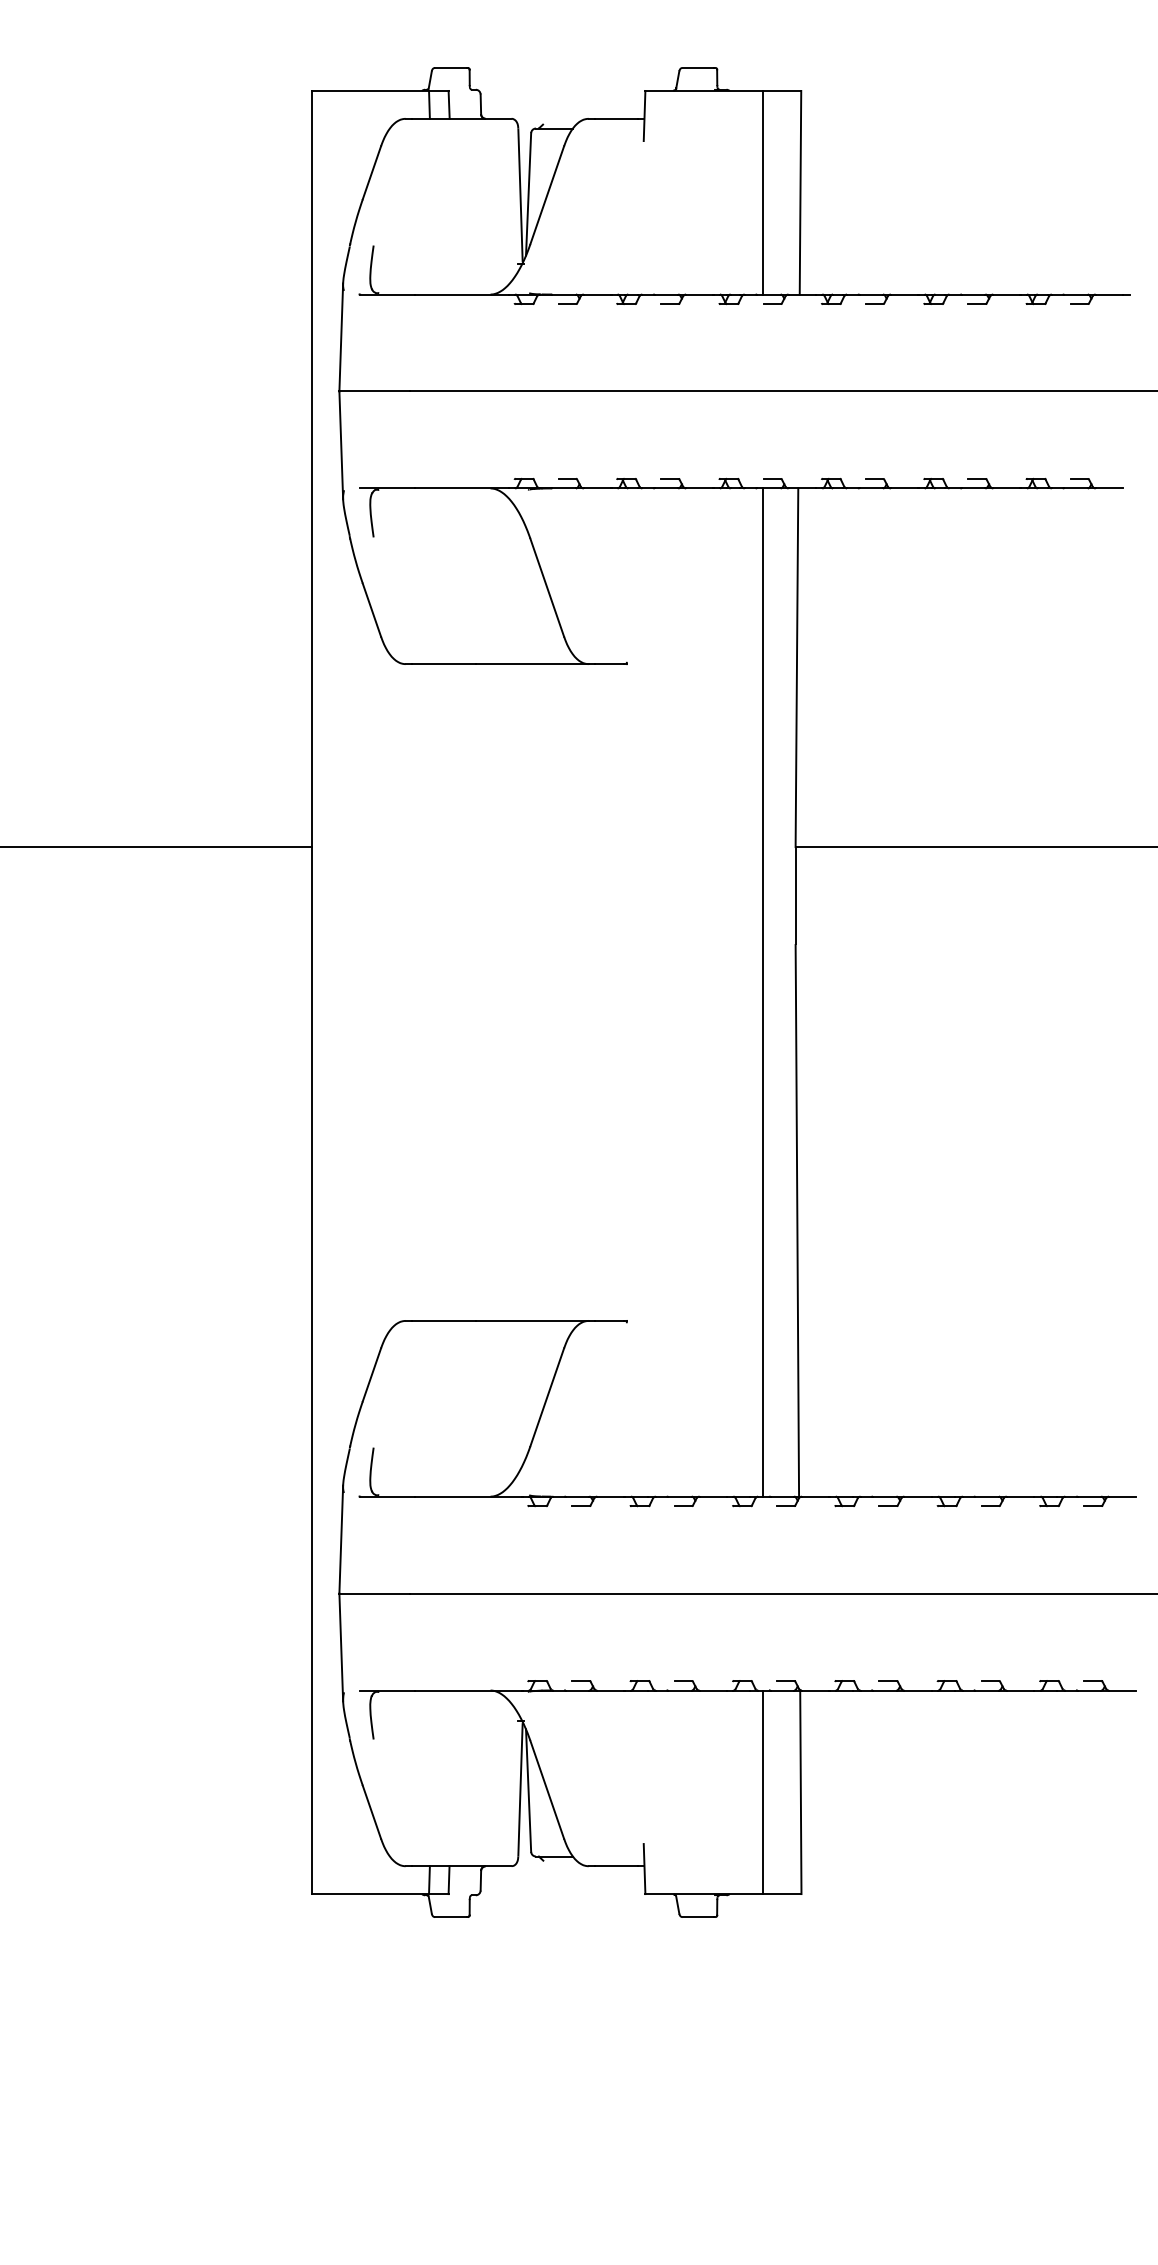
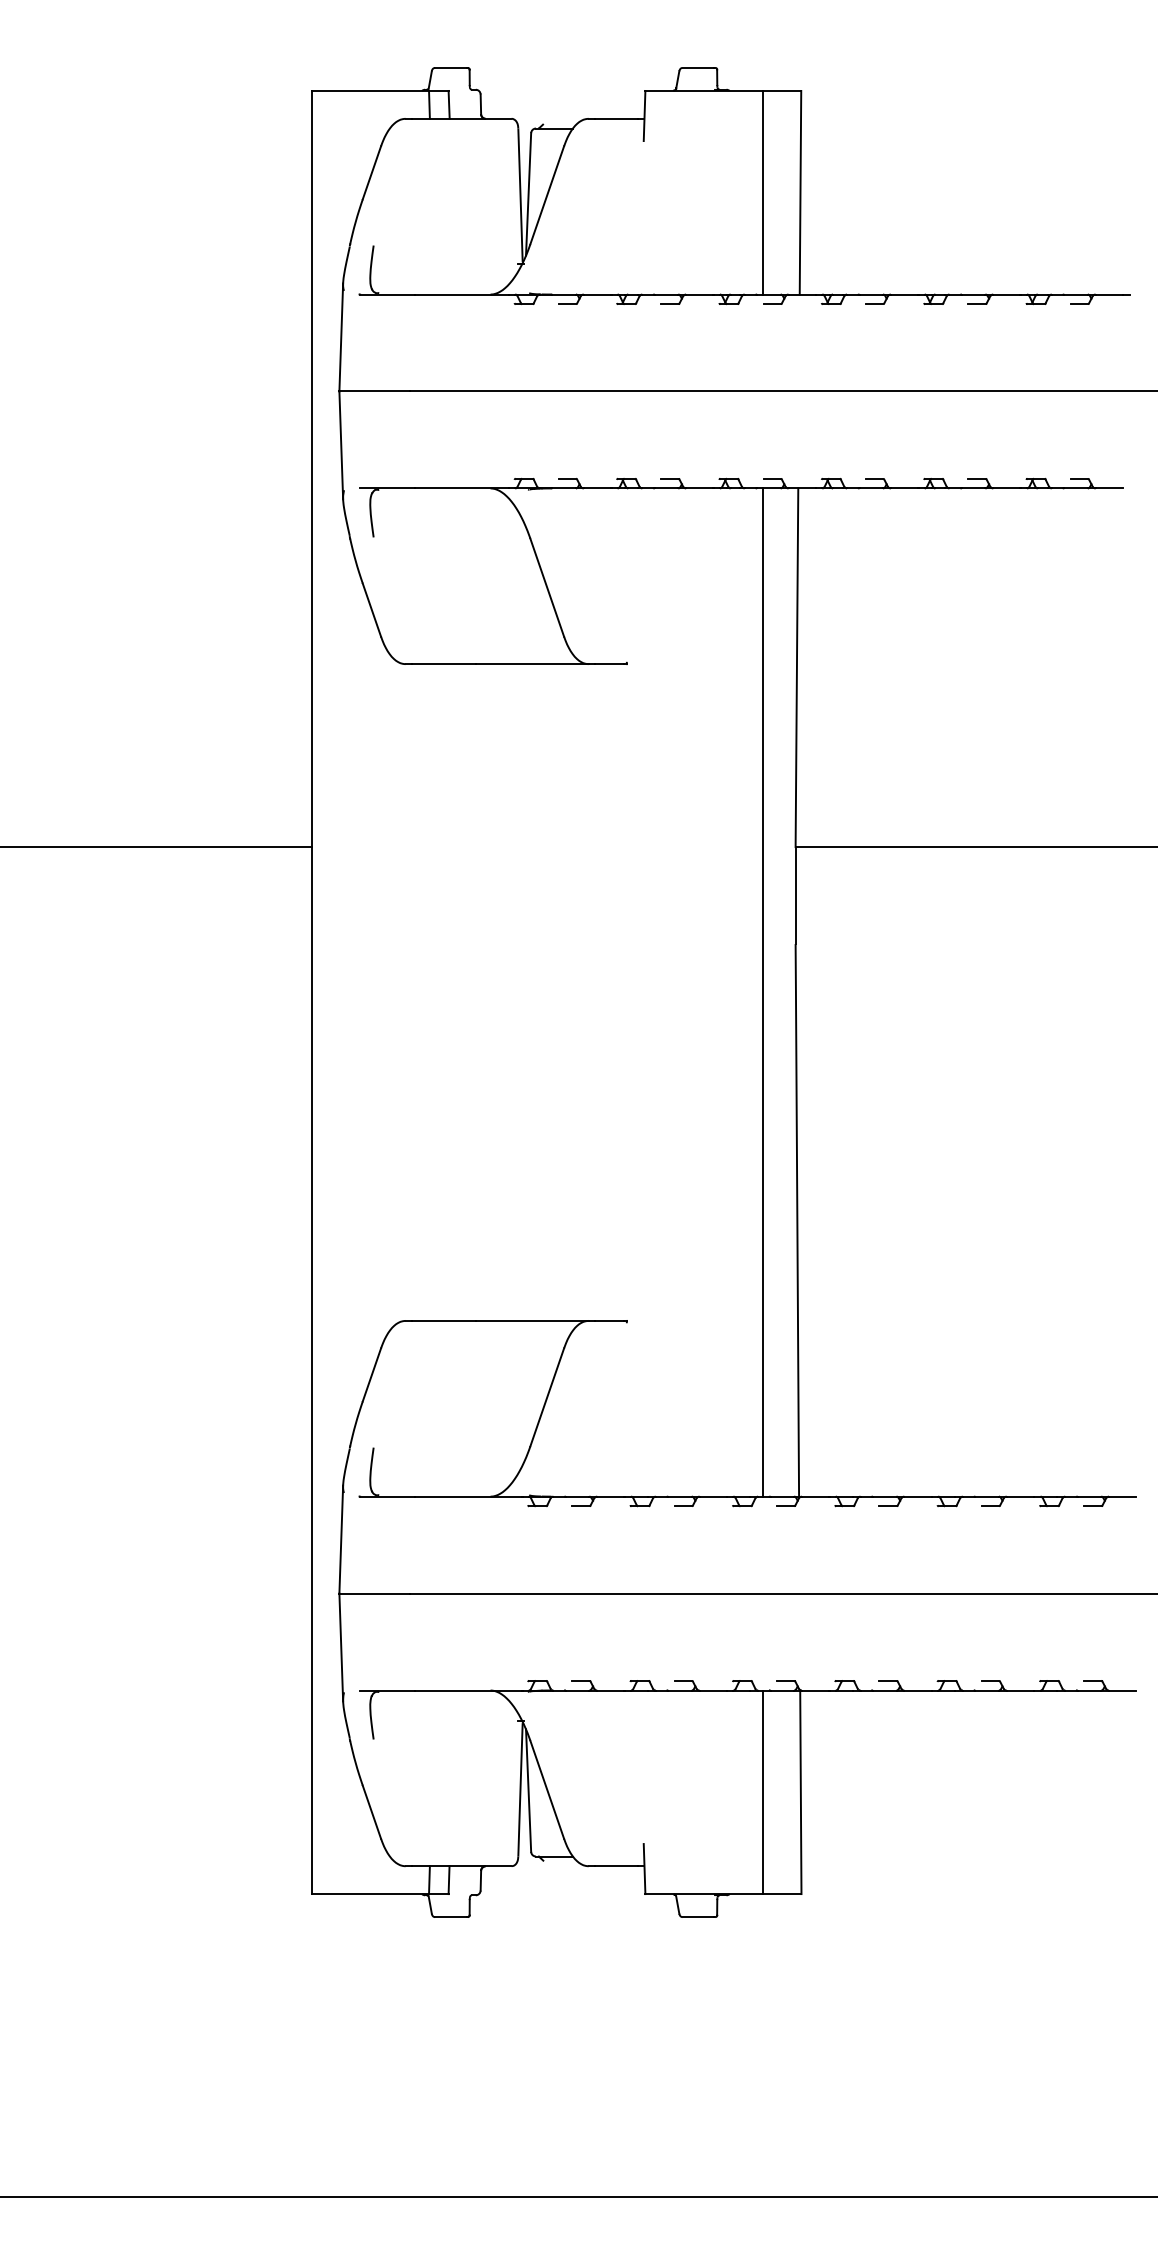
line: none -> present (578, 2197)
